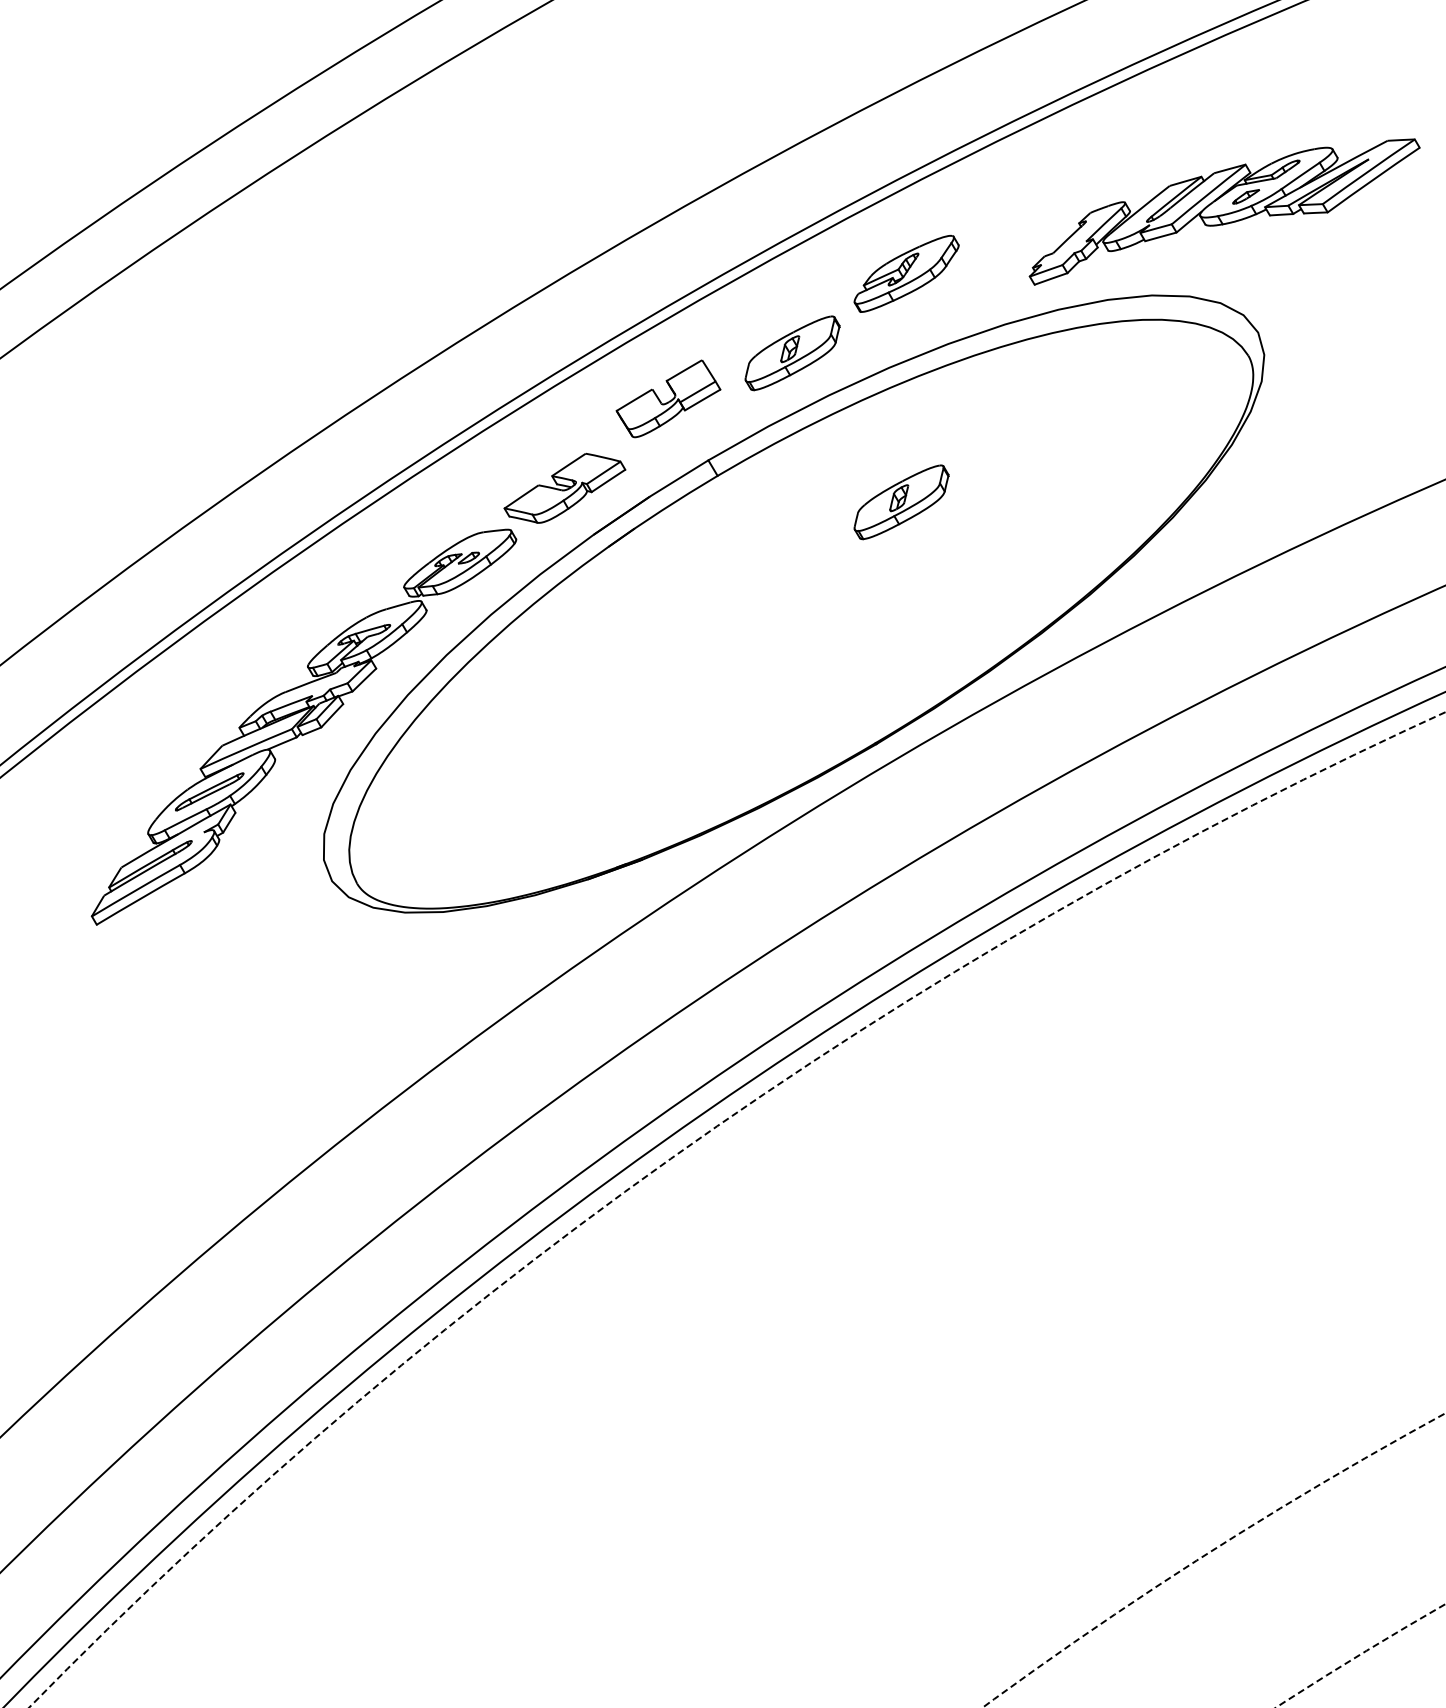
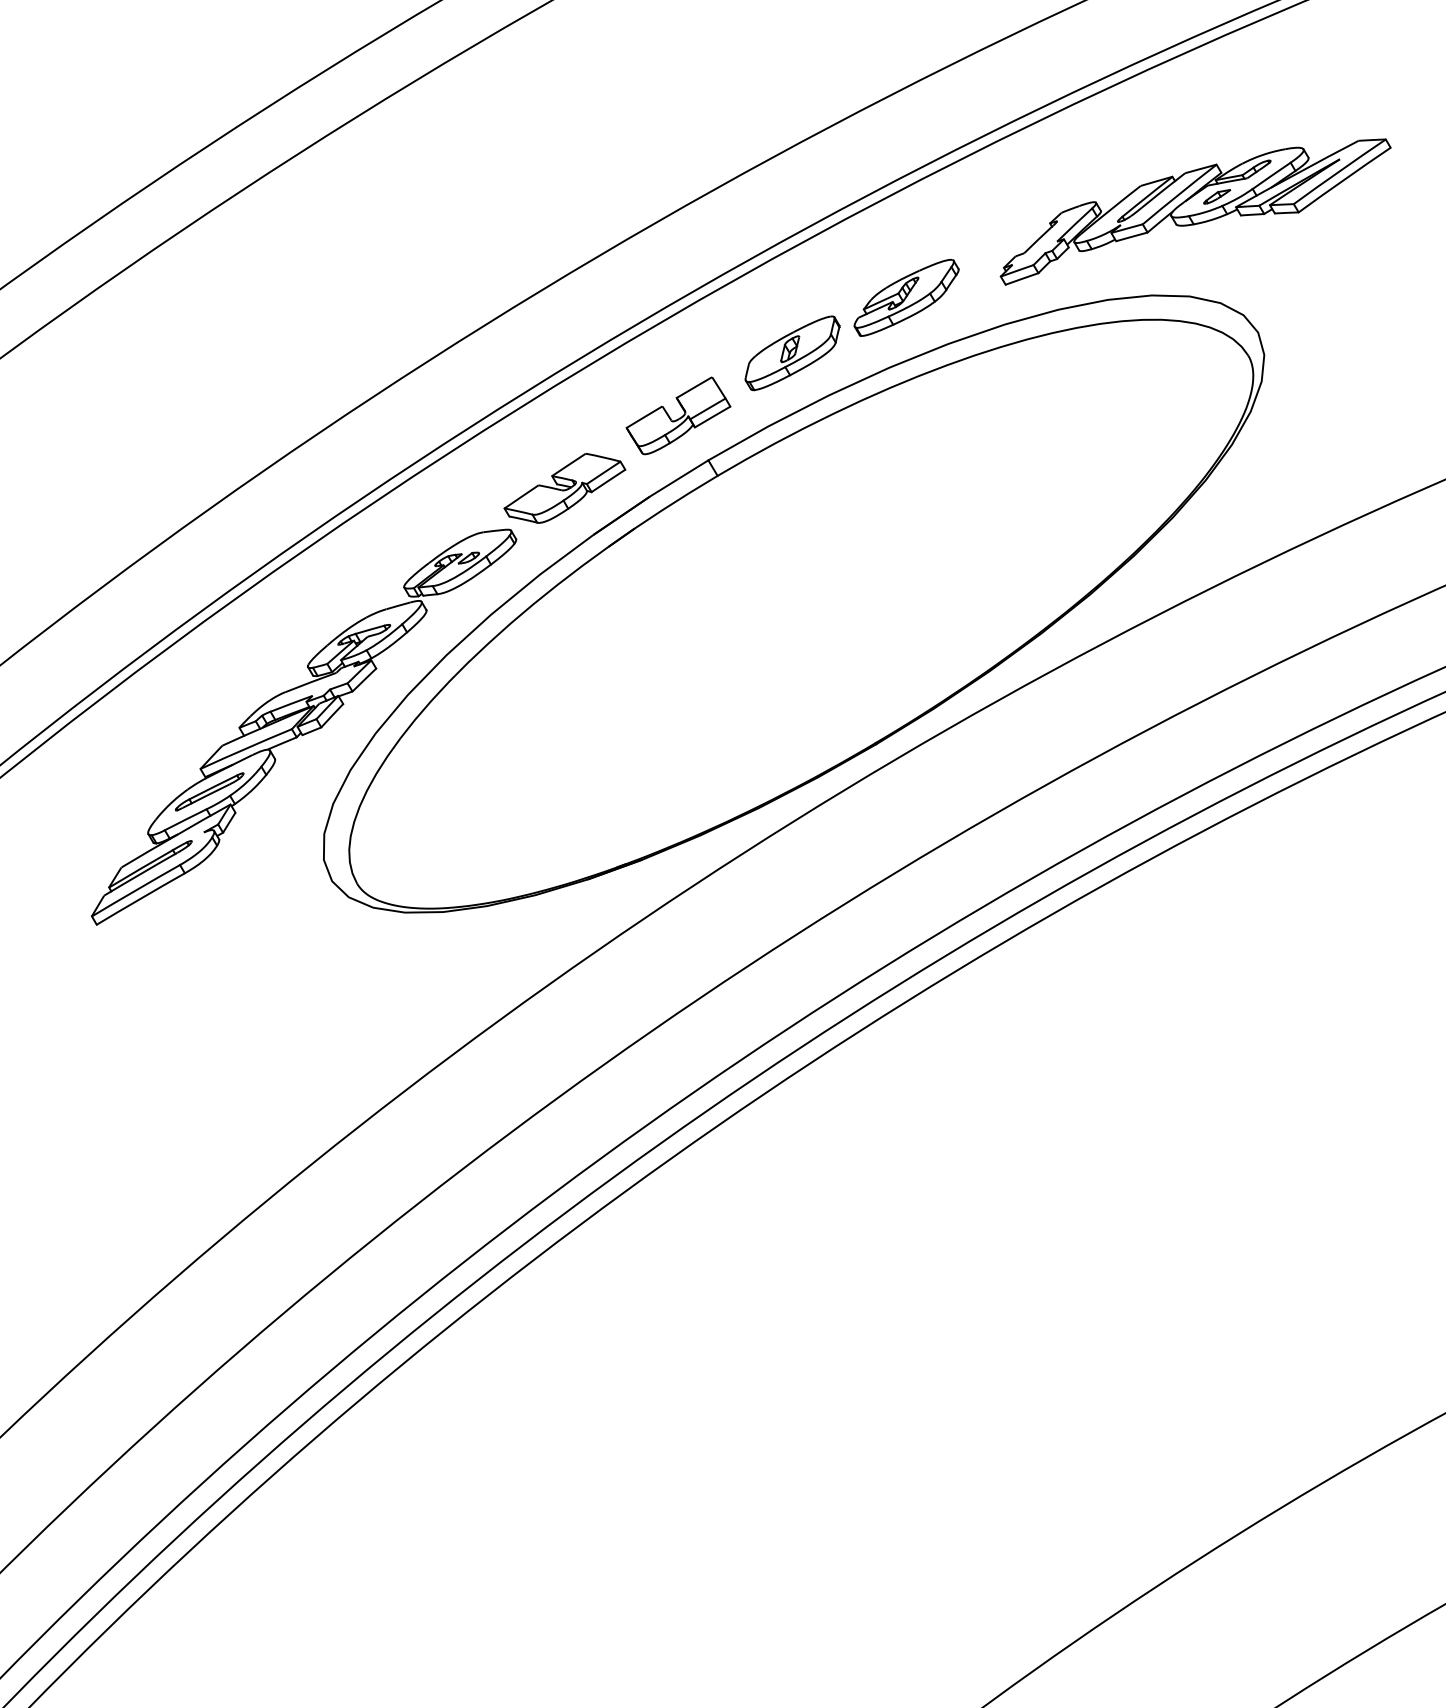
part position: (1224, 211) -> (1195, 211) (1195, 211)
part position: (906, 273) -> (906, 297) (906, 297)
part position: (668, 398) -> (678, 415) (678, 415)
part: present -> none (901, 502)
circle: dashed -> solid (737, 1209)
circle: dashed -> solid (1213, 1560)
circle: dashed -> solid (1360, 1655)
